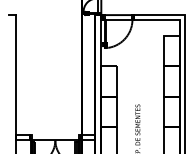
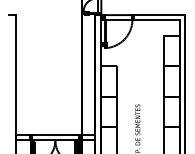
line: none -> present (55, 135)
